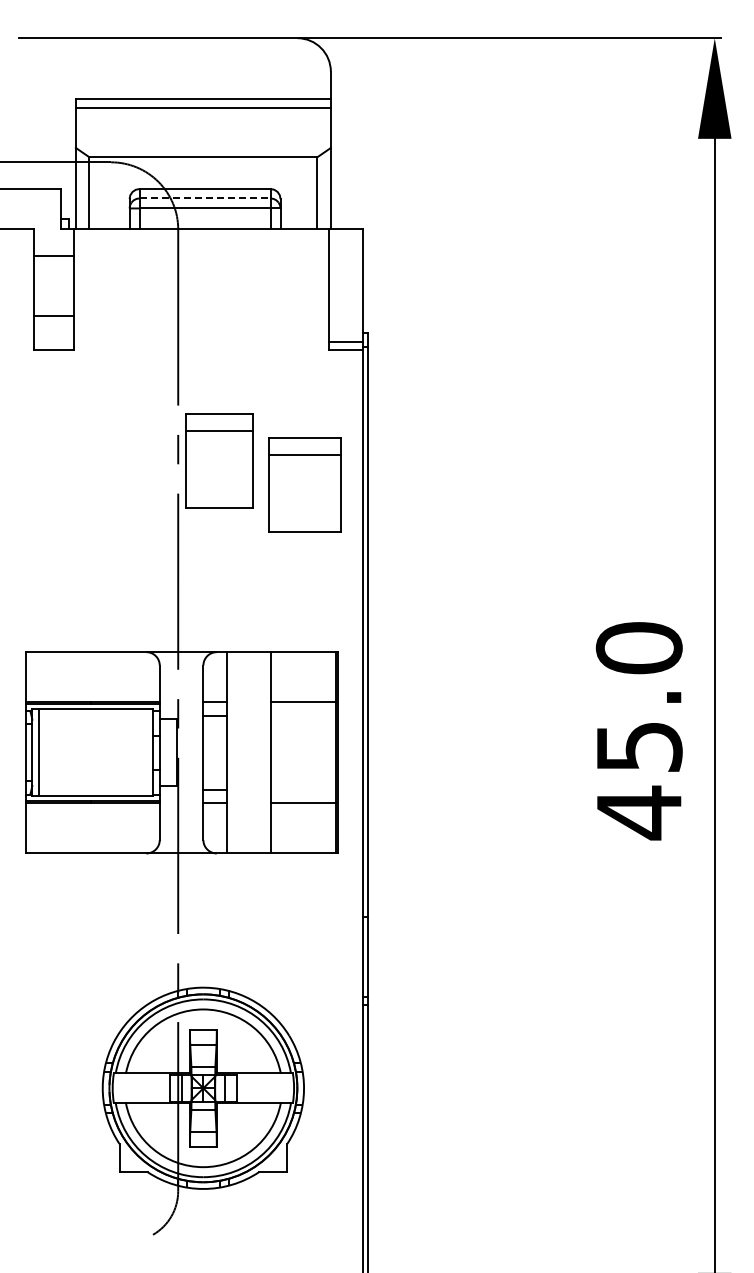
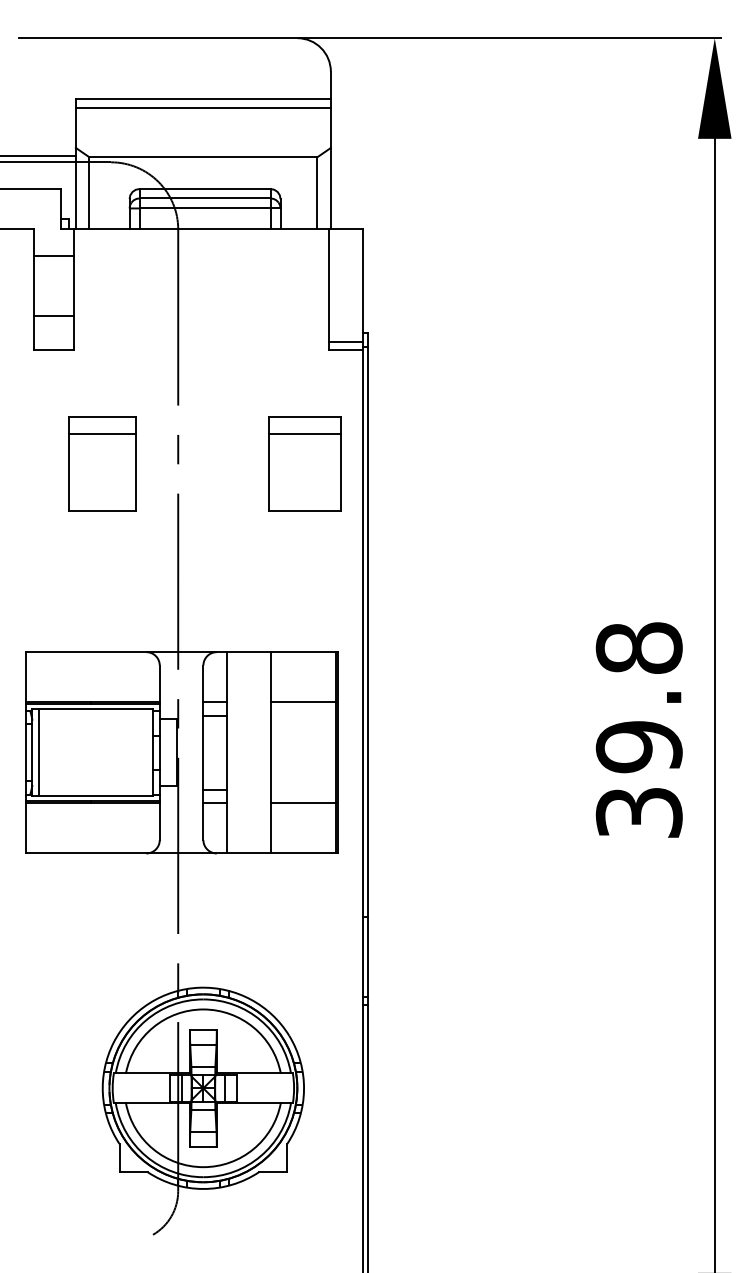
line: none -> present (38, 155)
line: dashed -> solid (205, 198)
part position: (219, 460) -> (102, 463) (102, 463)
part position: (304, 484) -> (304, 463) (304, 463)
text: 45.0 -> 39.8 (638, 731)
